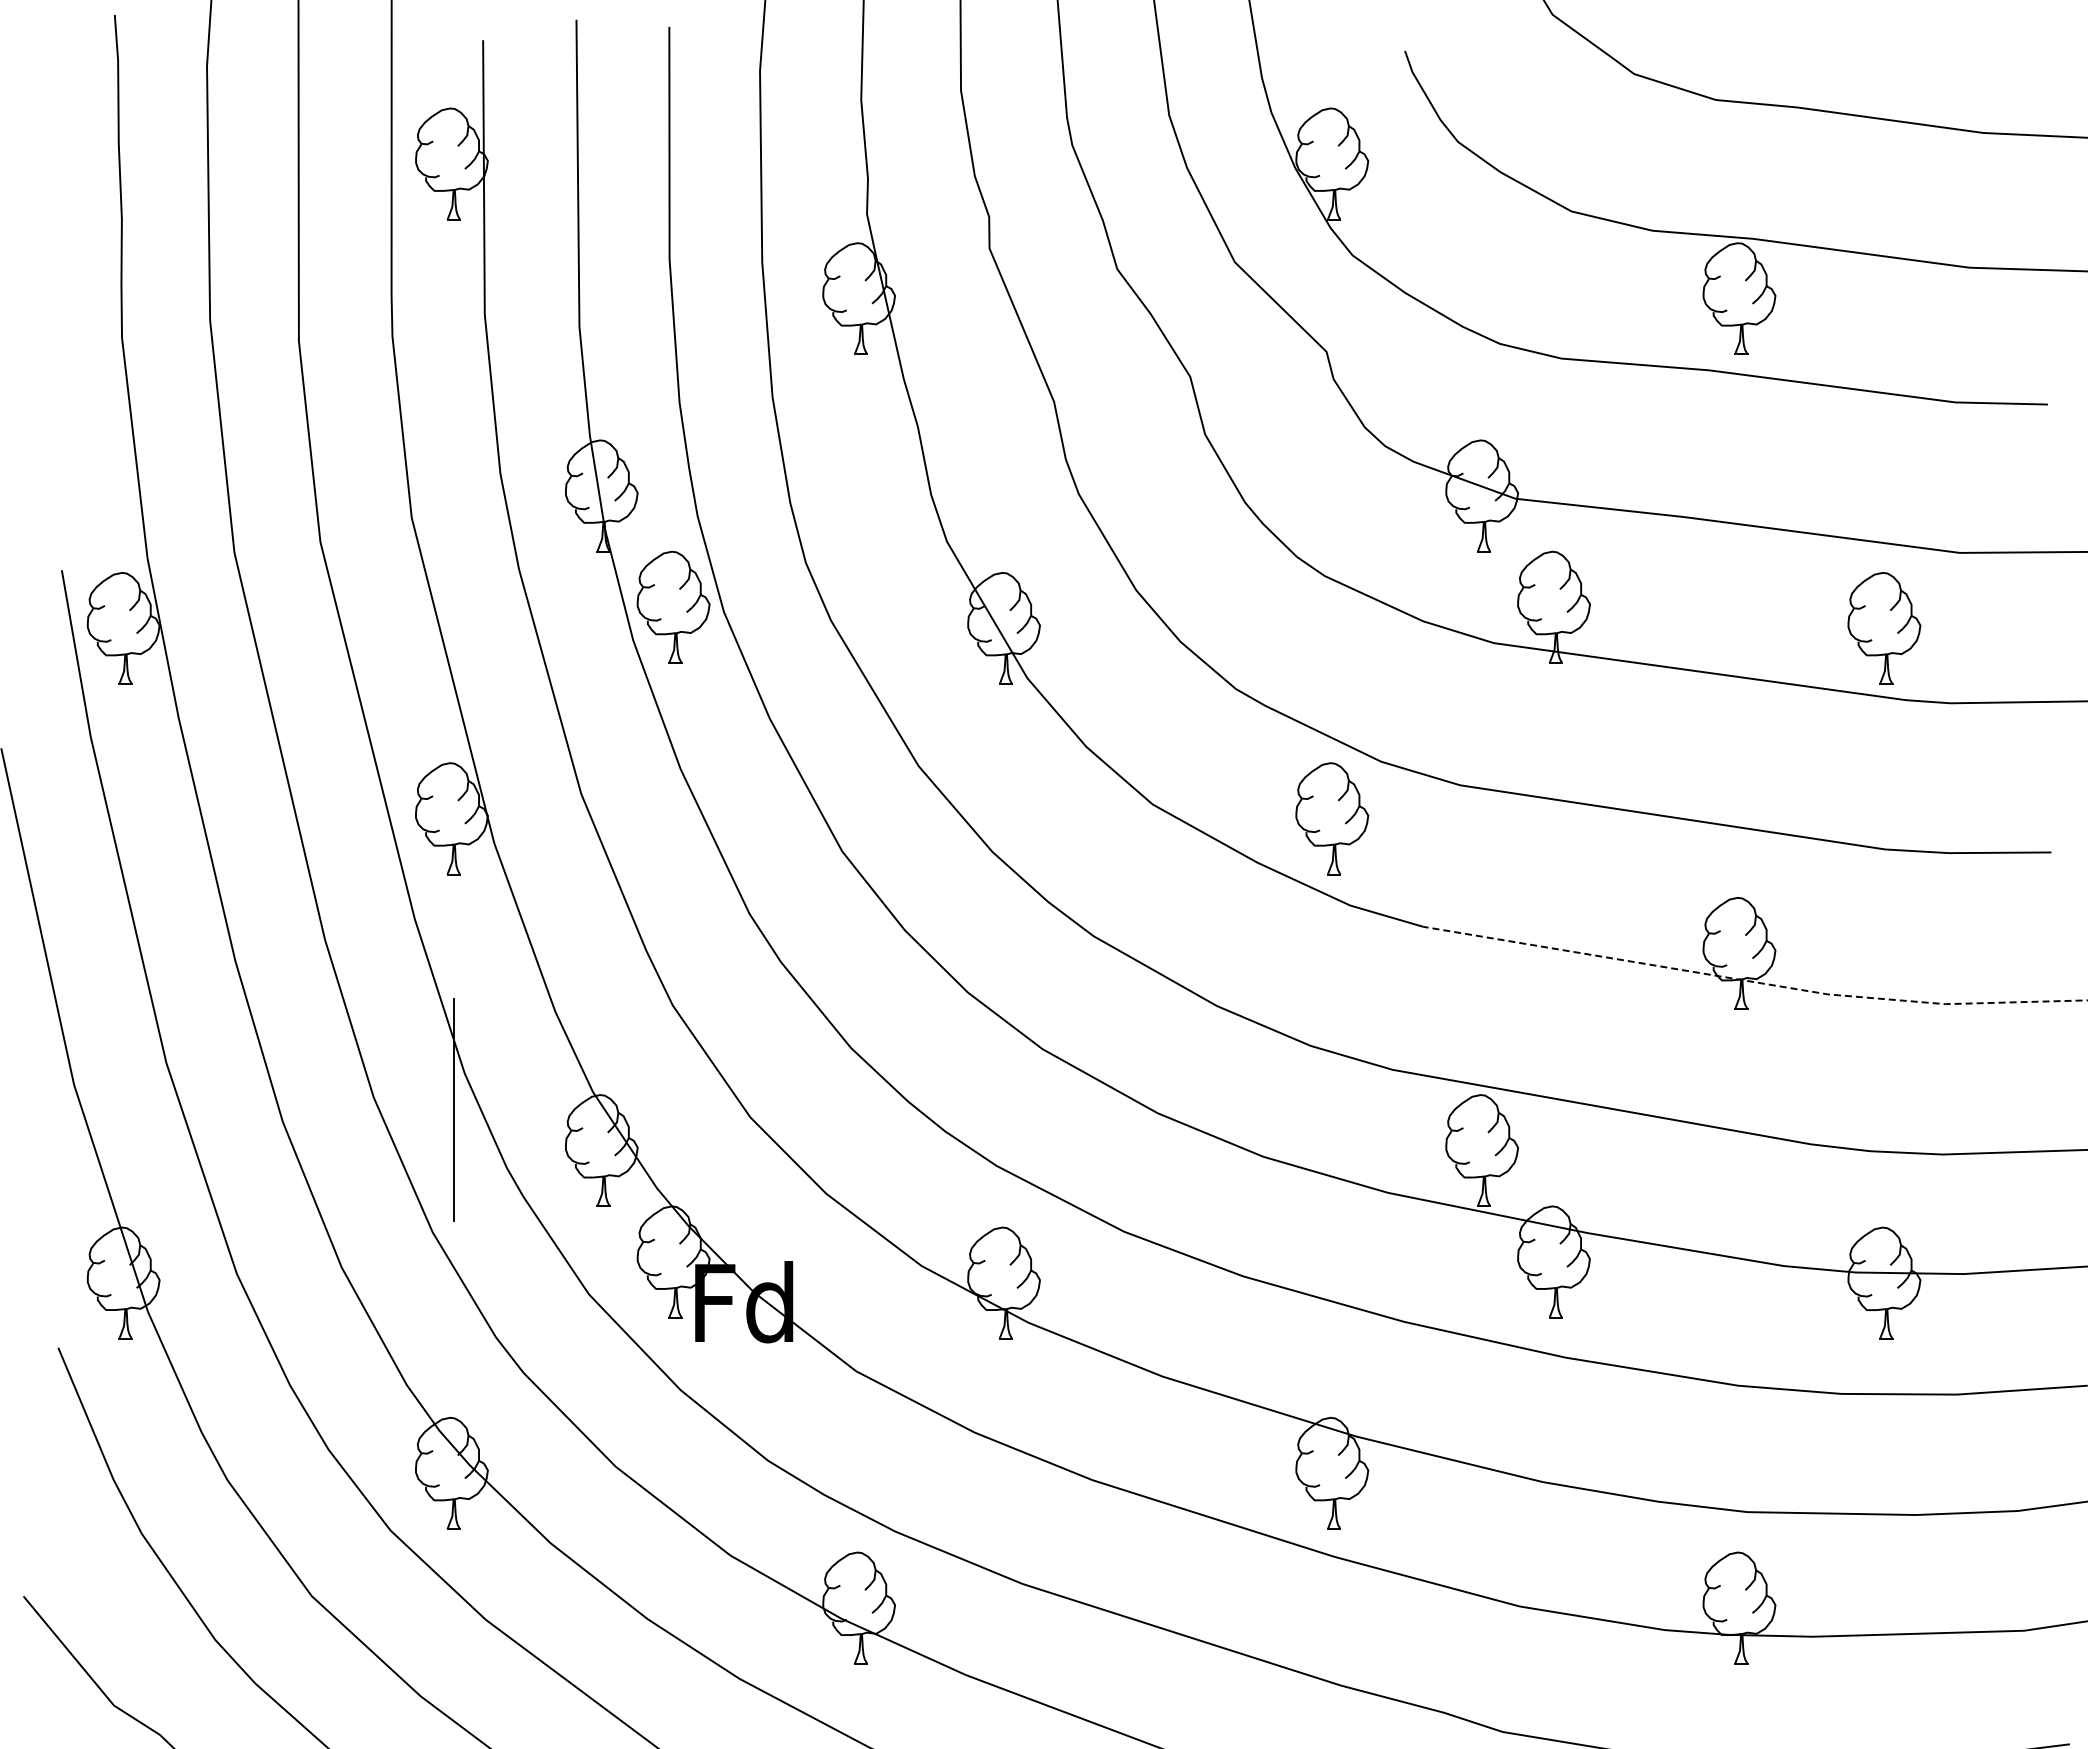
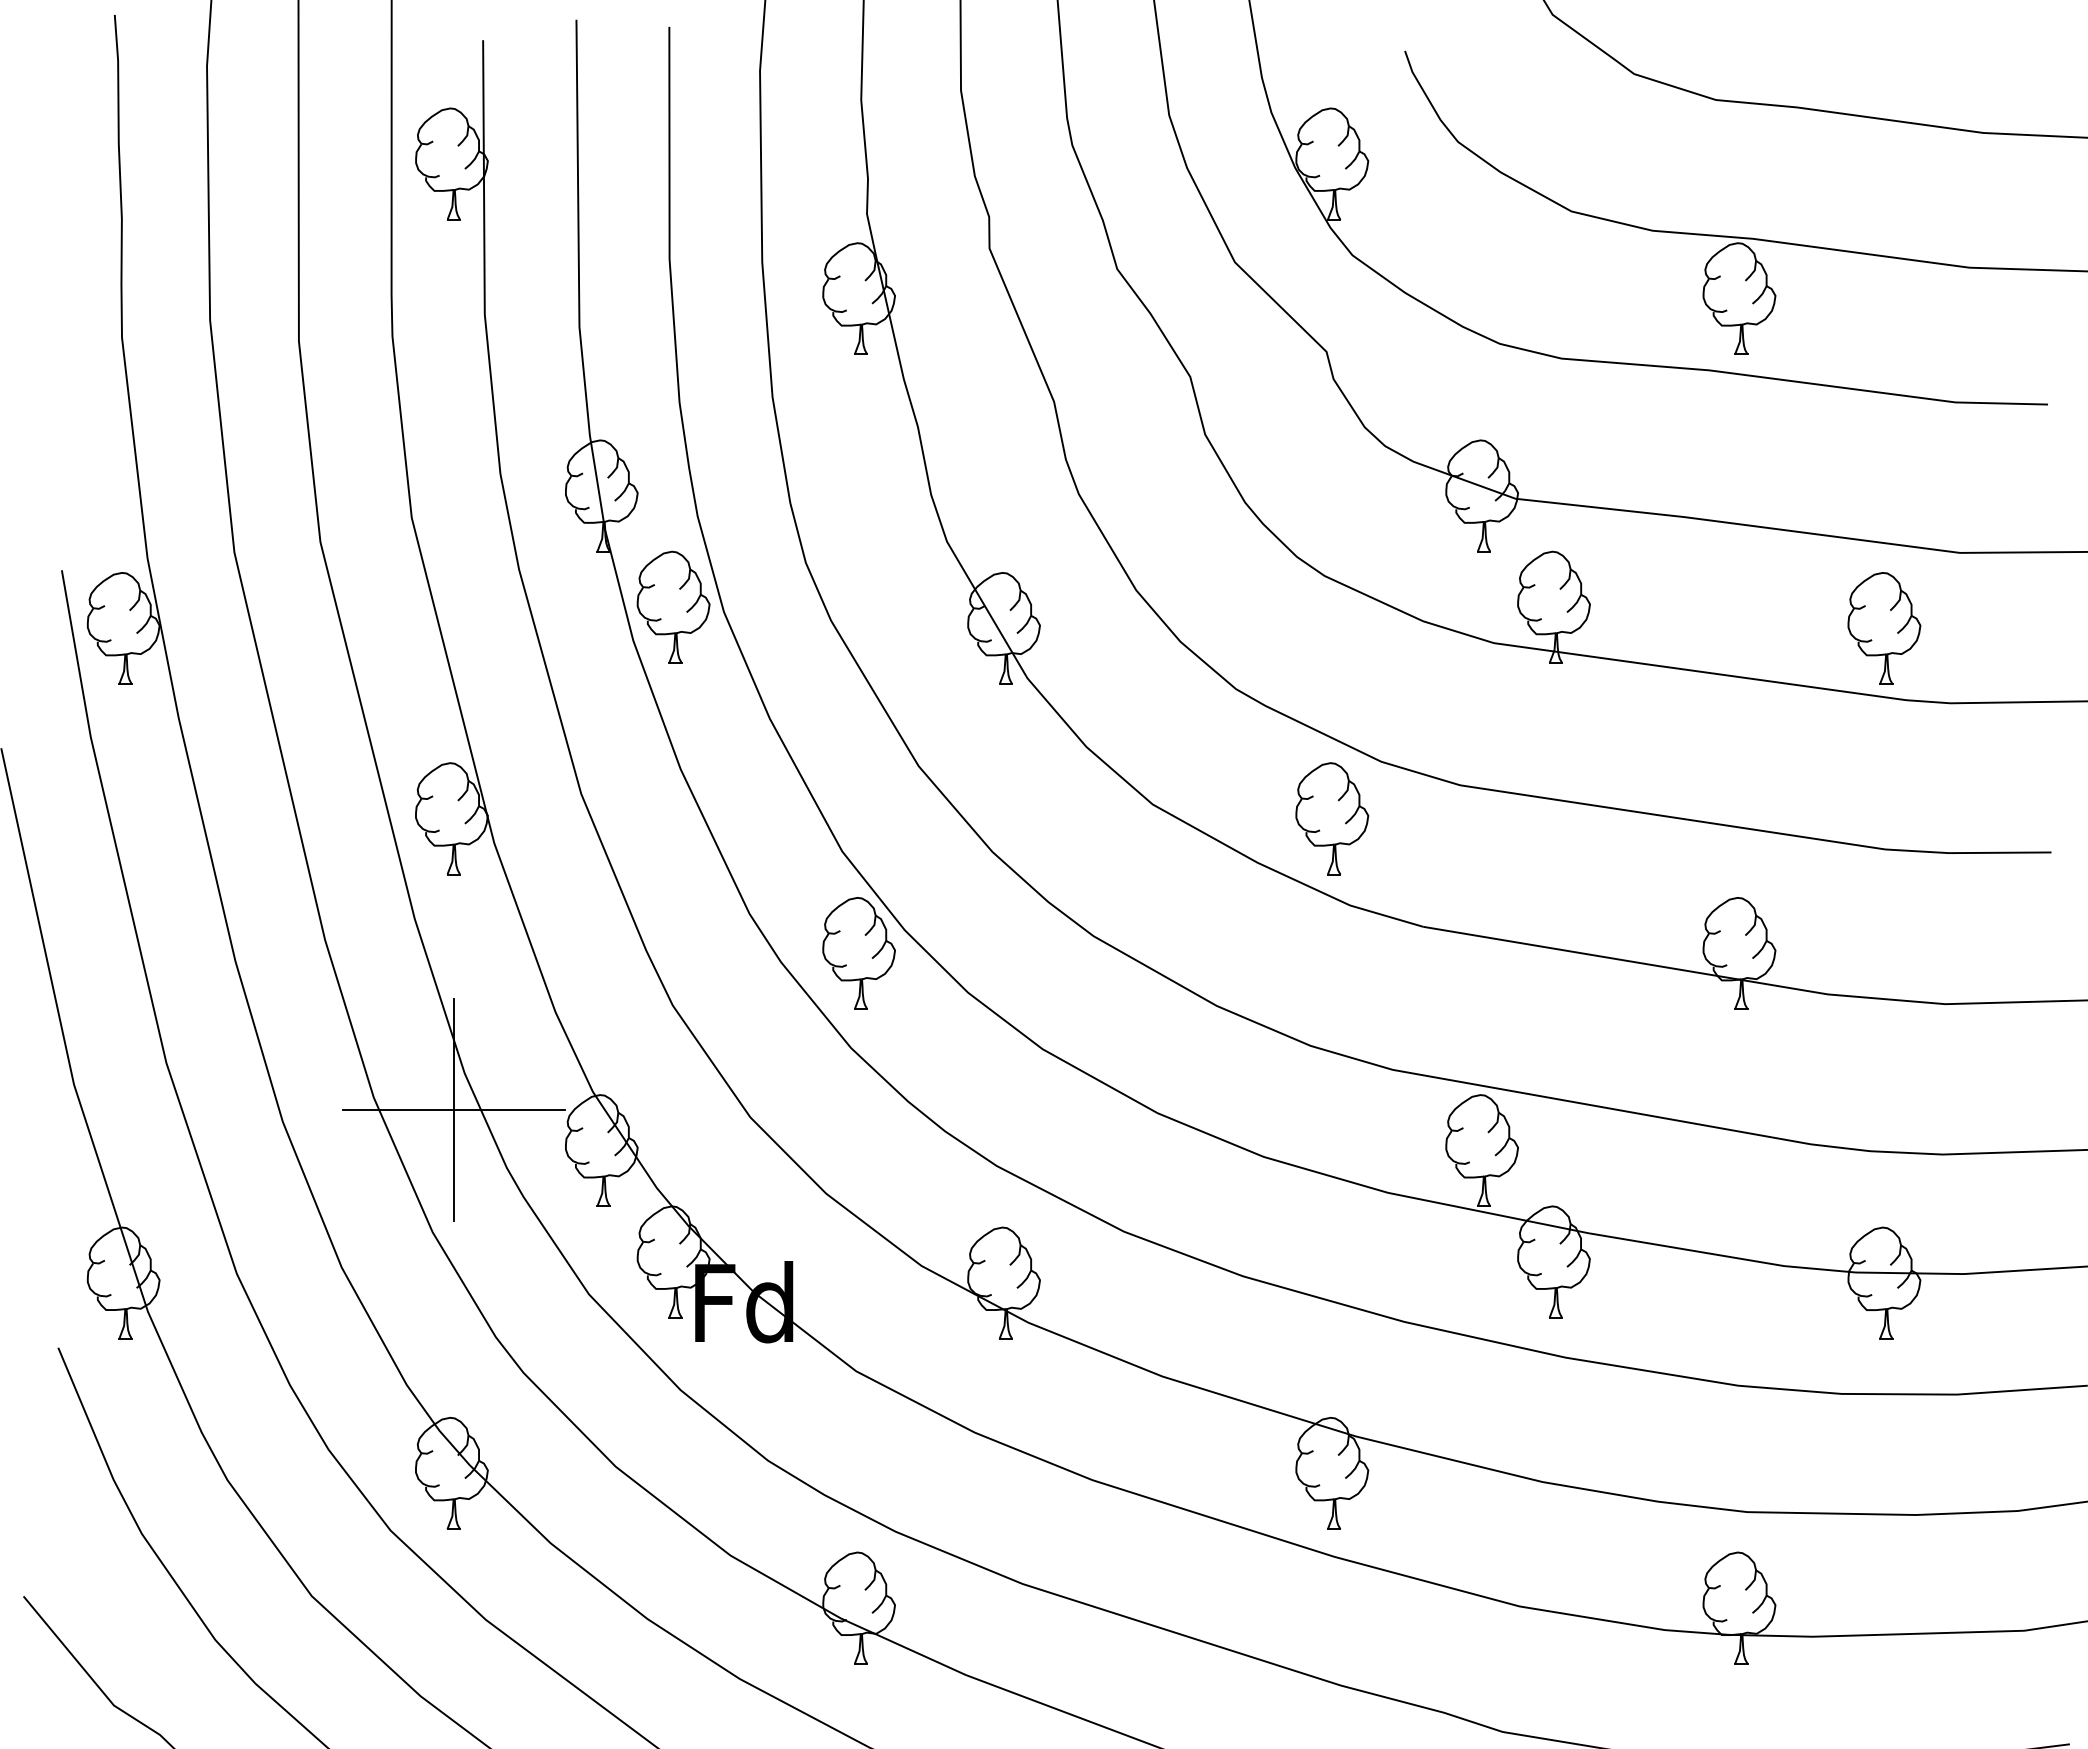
part: none -> present (858, 953)
line: dashed -> solid (1755, 982)
line: none -> present (454, 1110)
